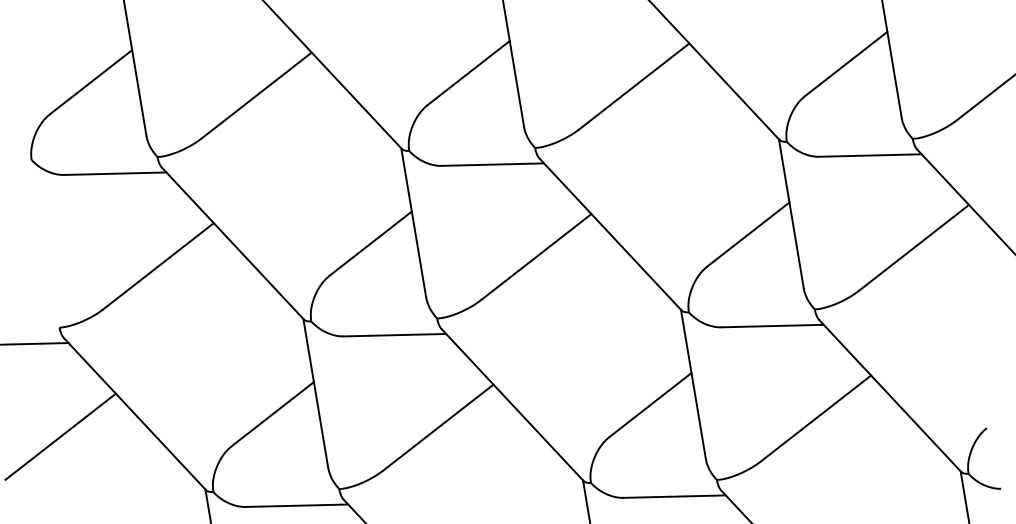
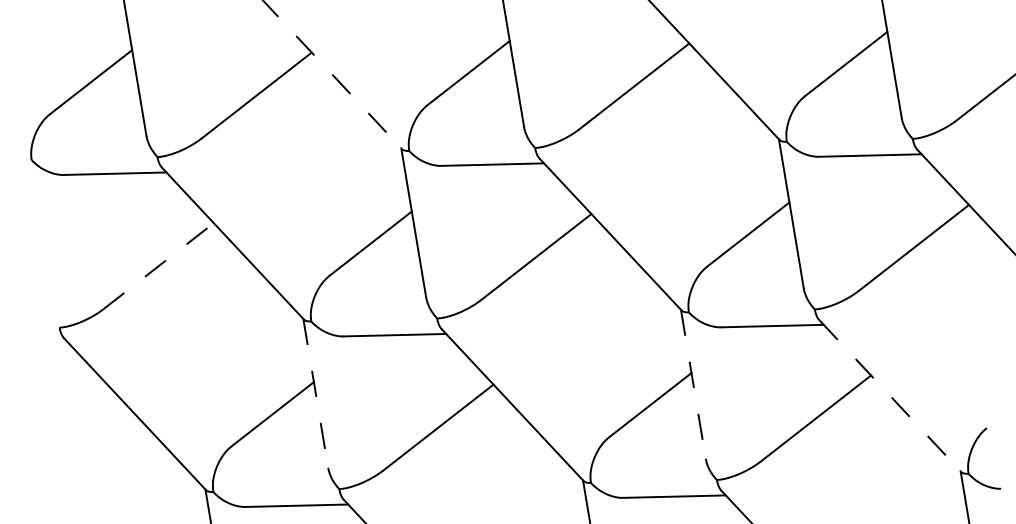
line: solid -> dashed (332, 74)
line: solid -> dashed (158, 266)
line: present -> none (35, 343)
line: solid -> dashed (693, 384)
line: solid -> dashed (315, 393)
line: solid -> dashed (890, 396)
line: present -> none (60, 436)
